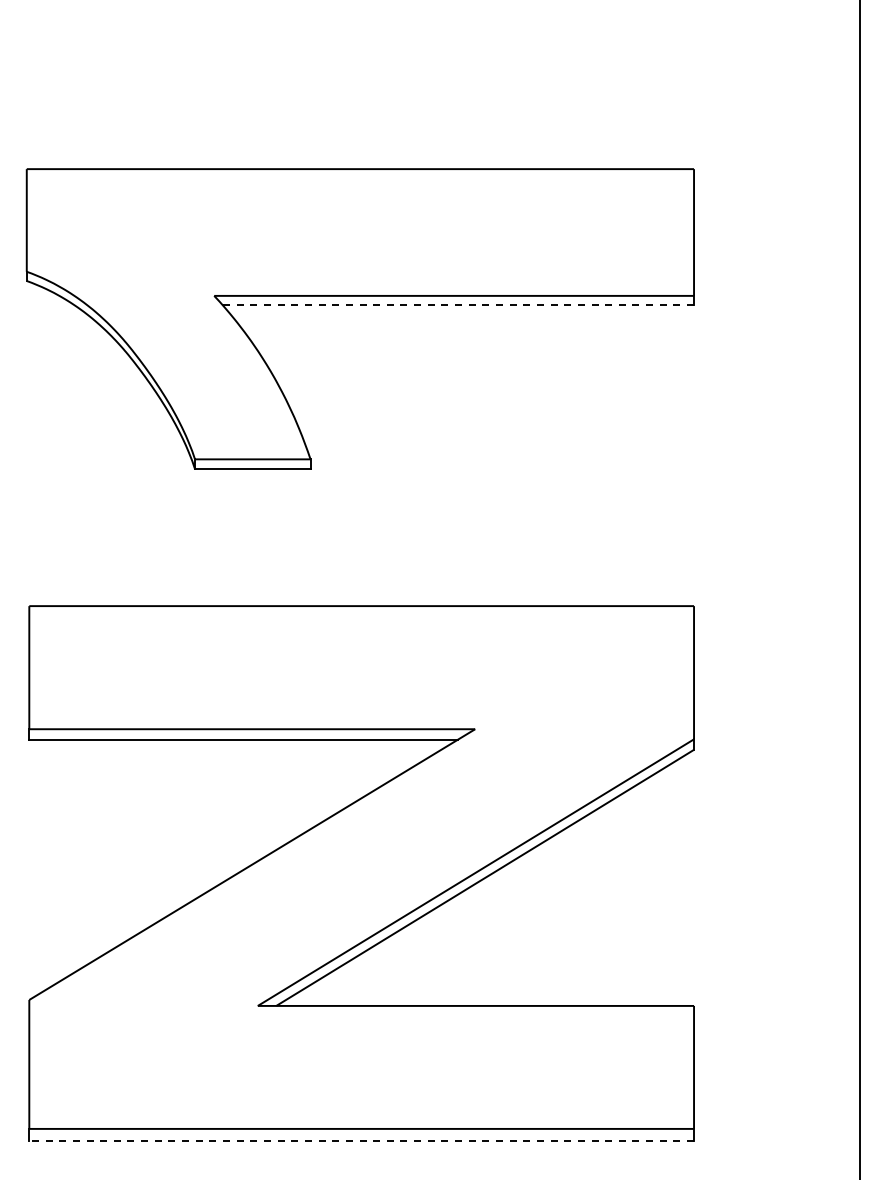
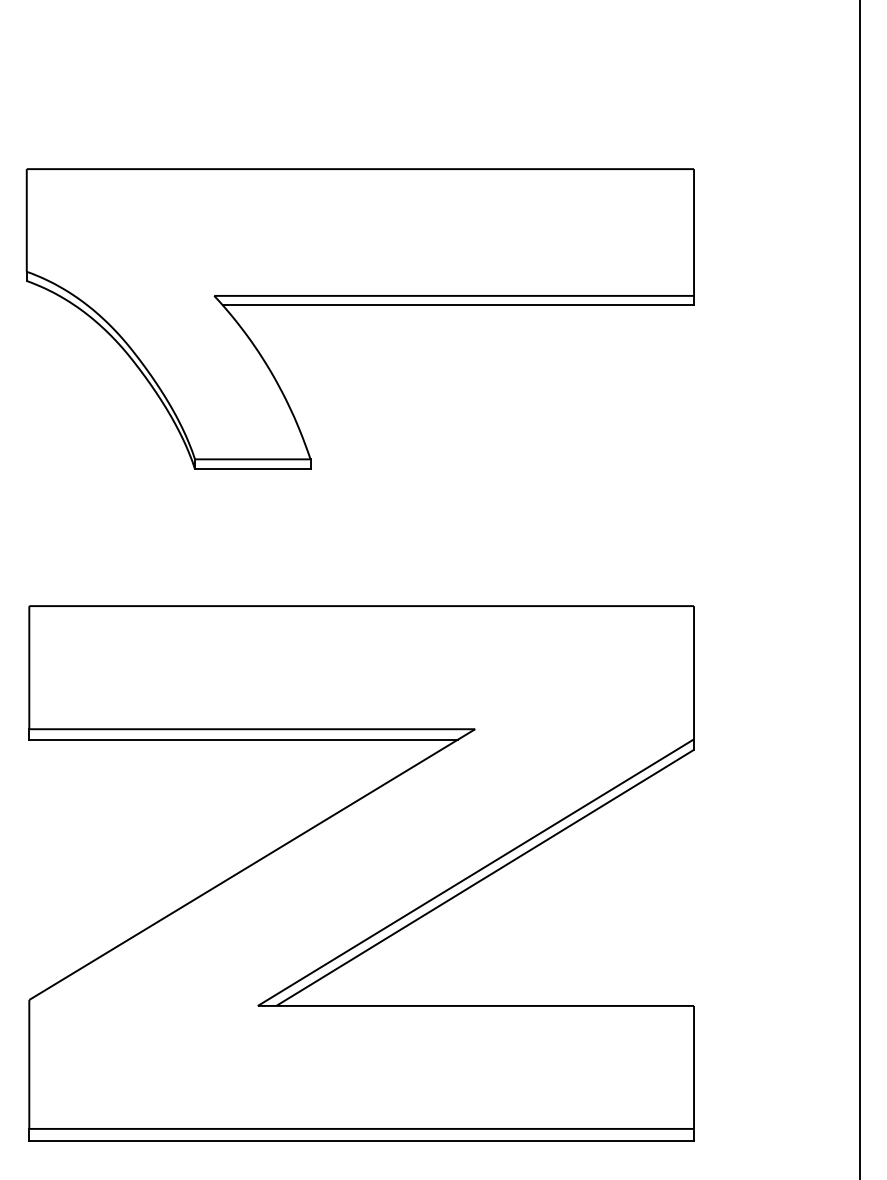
line: dashed -> solid (458, 305)
line: dashed -> solid (361, 1140)
